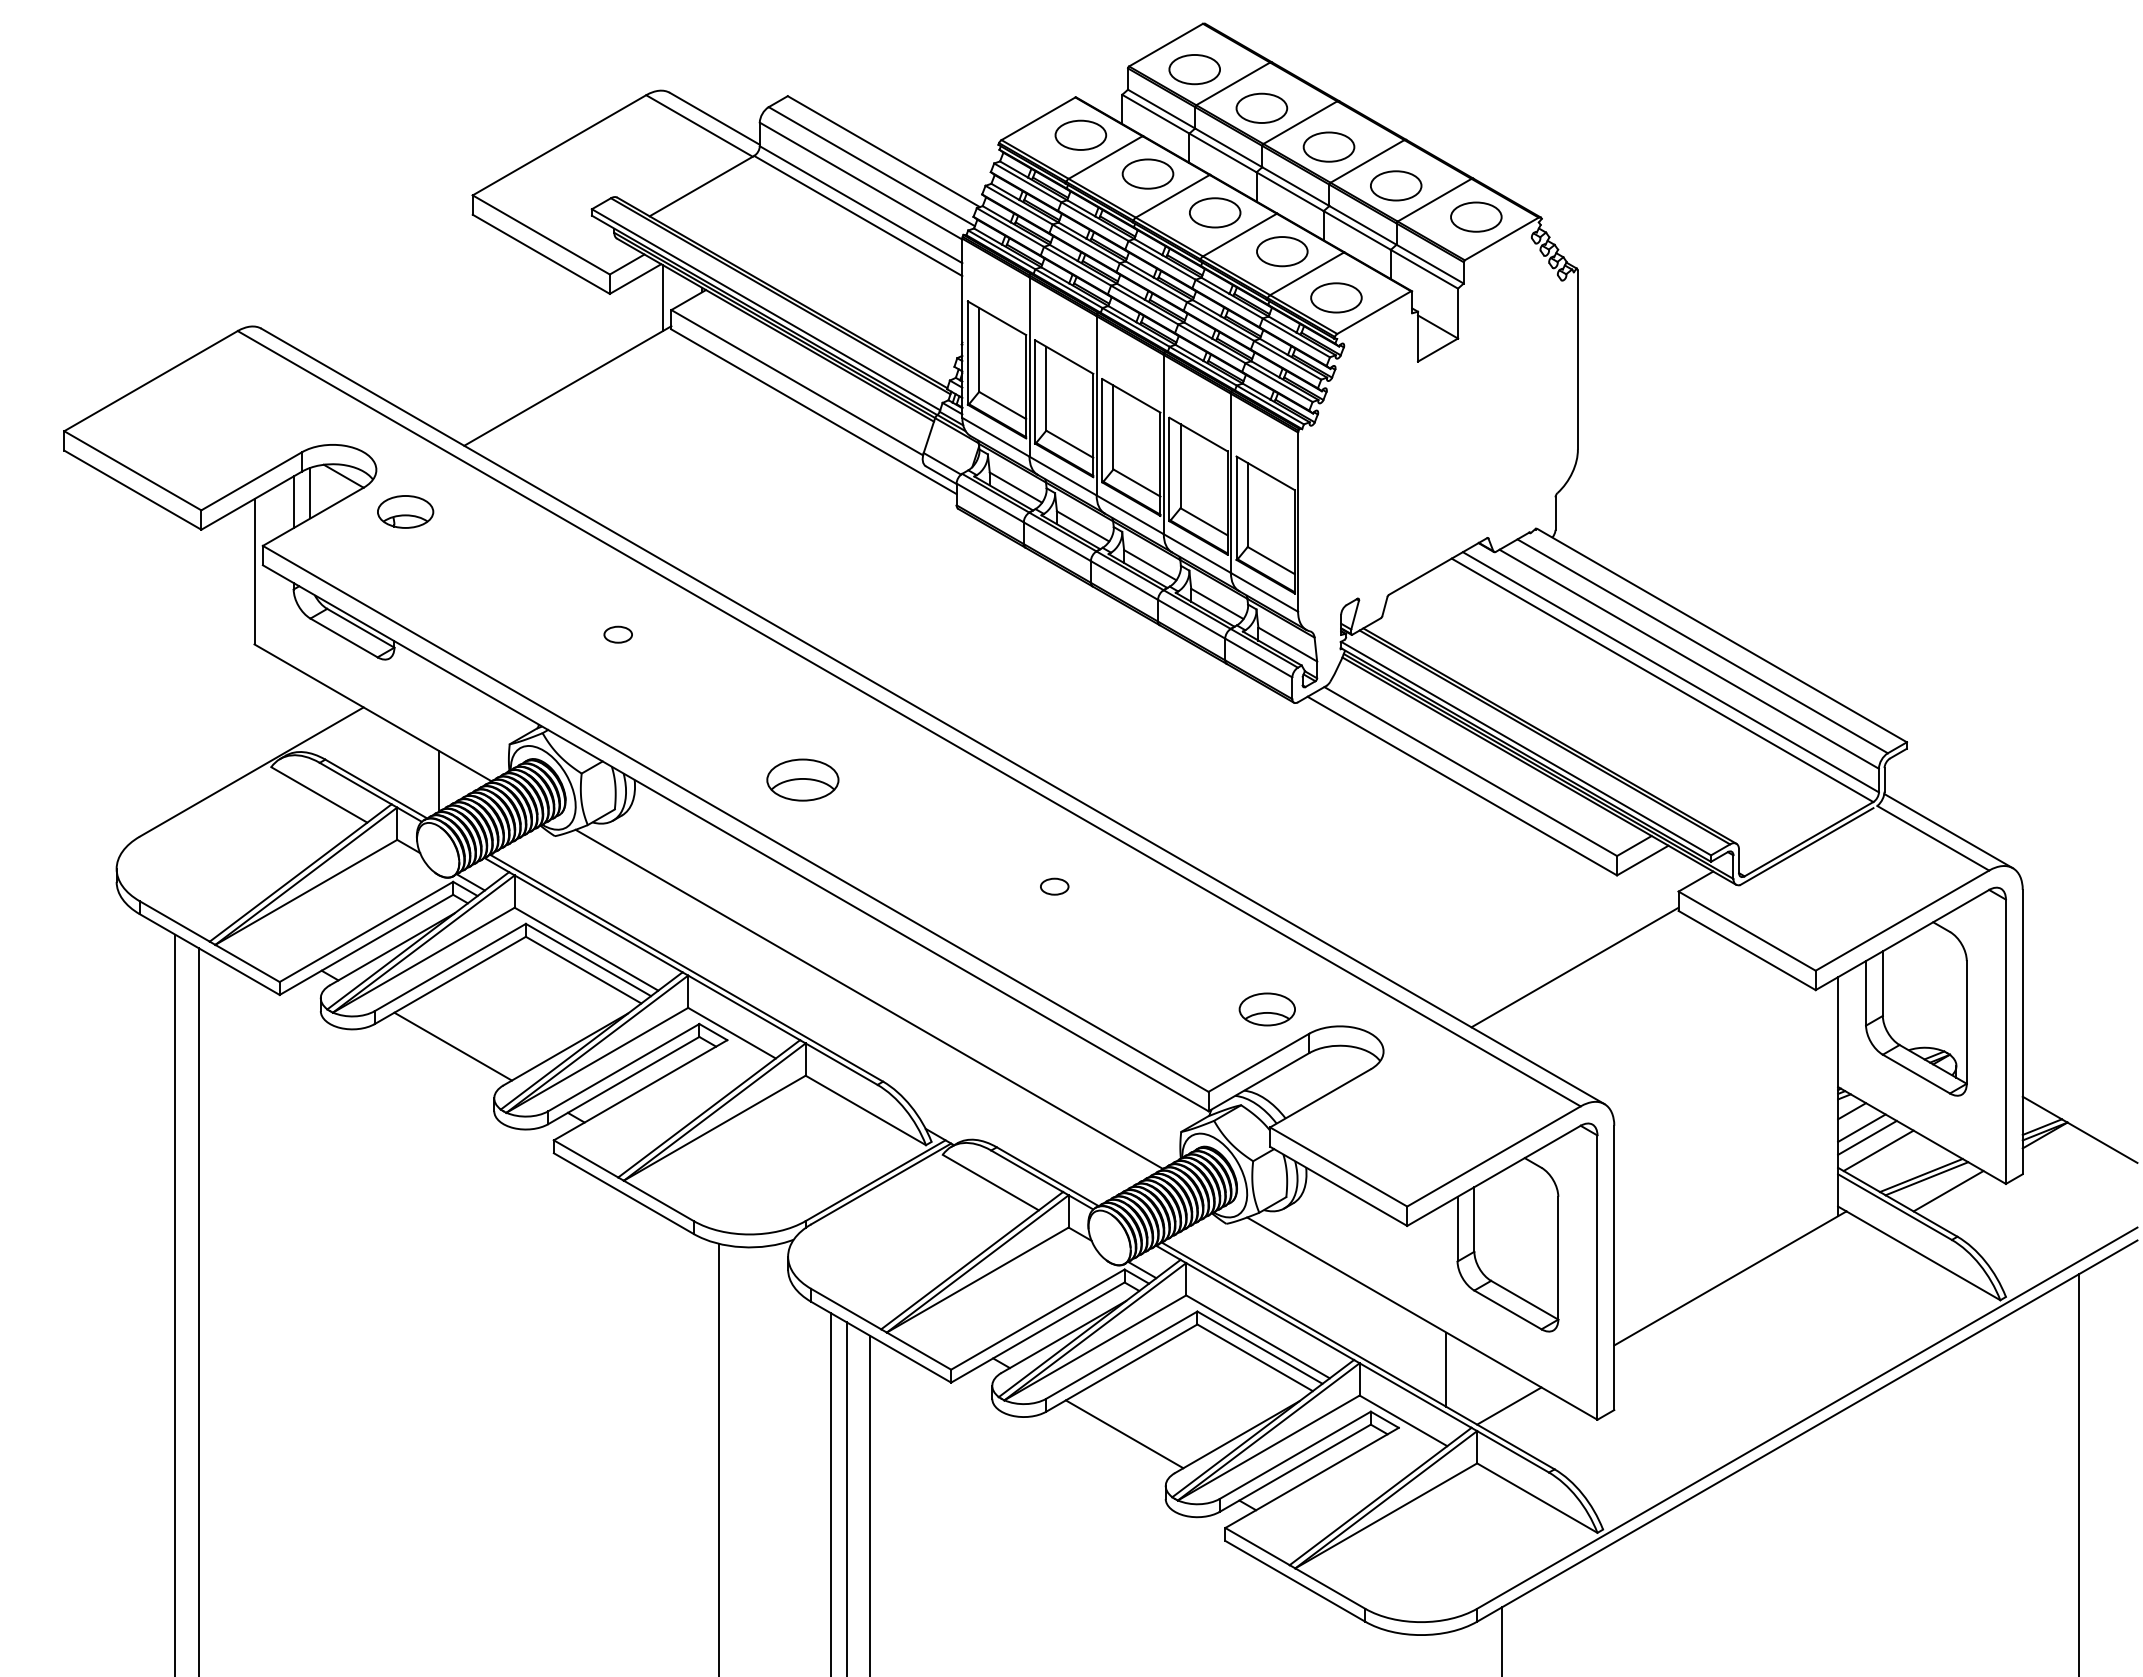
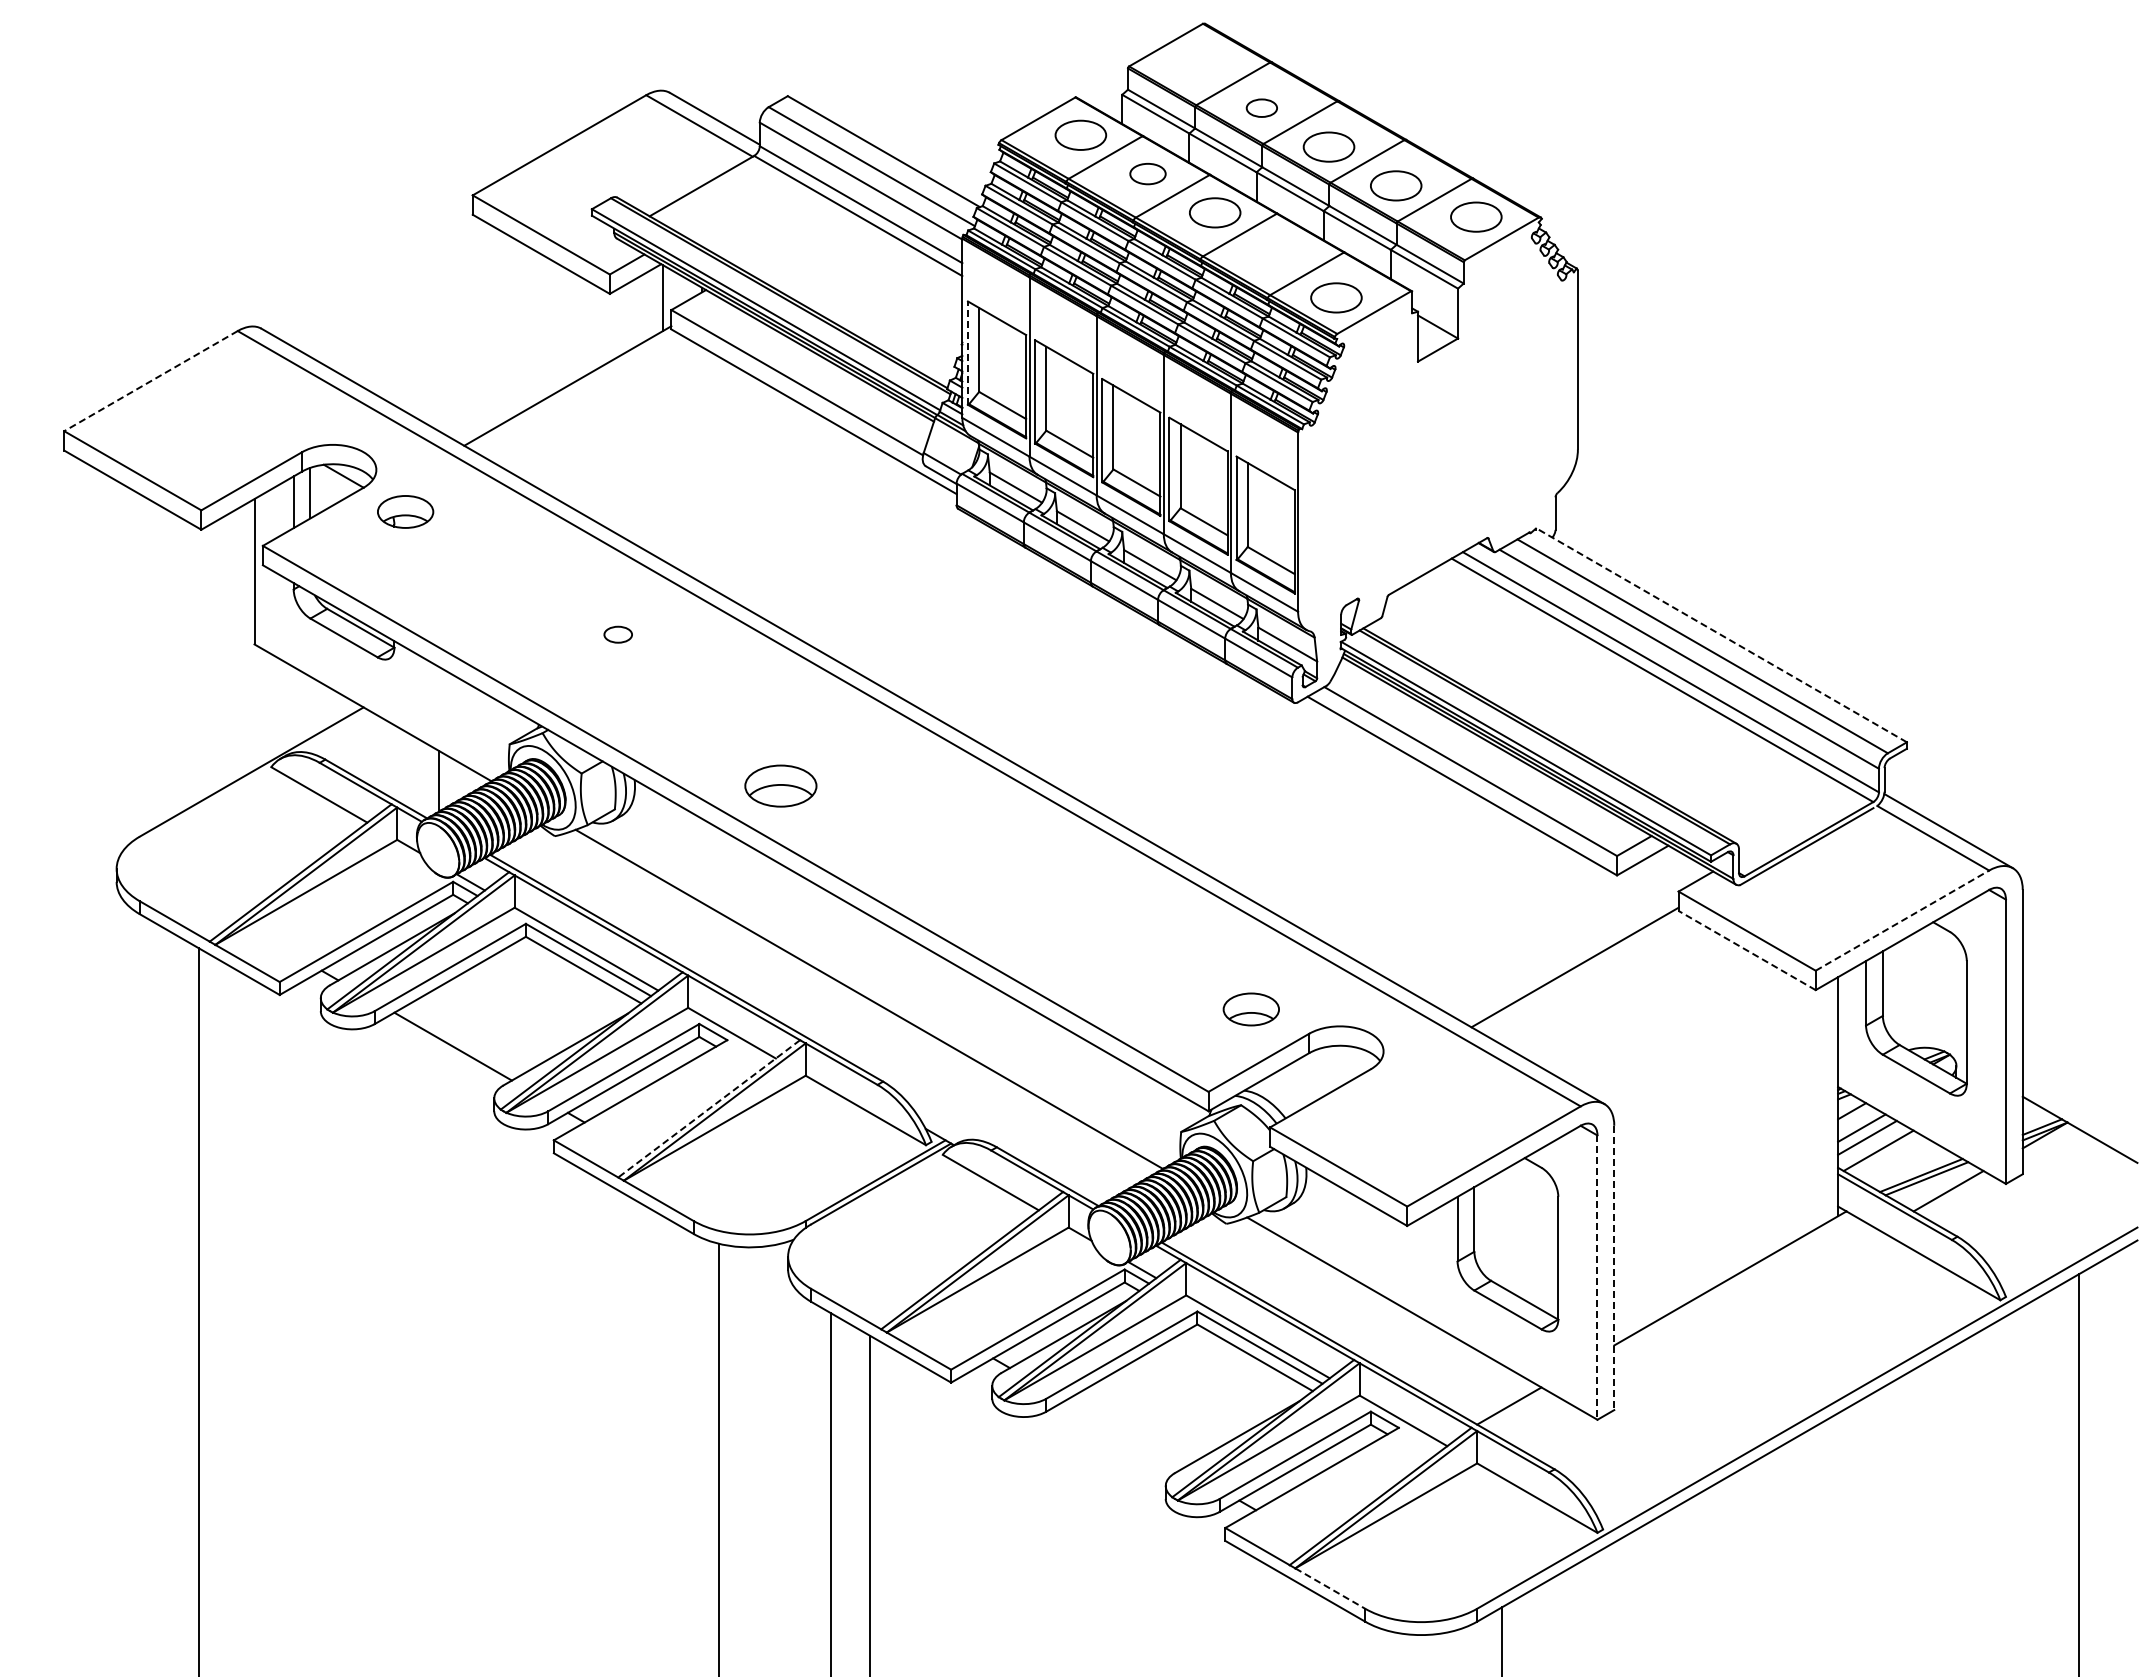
part: present -> none (1194, 69)
part size: 54x32 px -> 33x20 px (1261, 107)
part size: 54x32 px -> 38x23 px (1147, 174)
part: present -> none (1282, 251)
line: solid -> dashed (967, 353)
line: solid -> dashed (150, 381)
line: solid -> dashed (1721, 635)
part position: (802, 779) -> (780, 785) (780, 785)
part: present -> none (1054, 886)
line: solid -> dashed (1902, 920)
line: solid -> dashed (1746, 950)
part position: (1266, 1009) -> (1250, 1009) (1250, 1009)
line: solid -> dashed (709, 1108)
line: solid -> dashed (1614, 1268)
line: solid -> dashed (1597, 1278)
line: present -> none (175, 1303)
line: present -> none (1446, 1369)
line: present -> none (1124, 1434)
line: present -> none (846, 1497)
line: solid -> dashed (1330, 1588)
